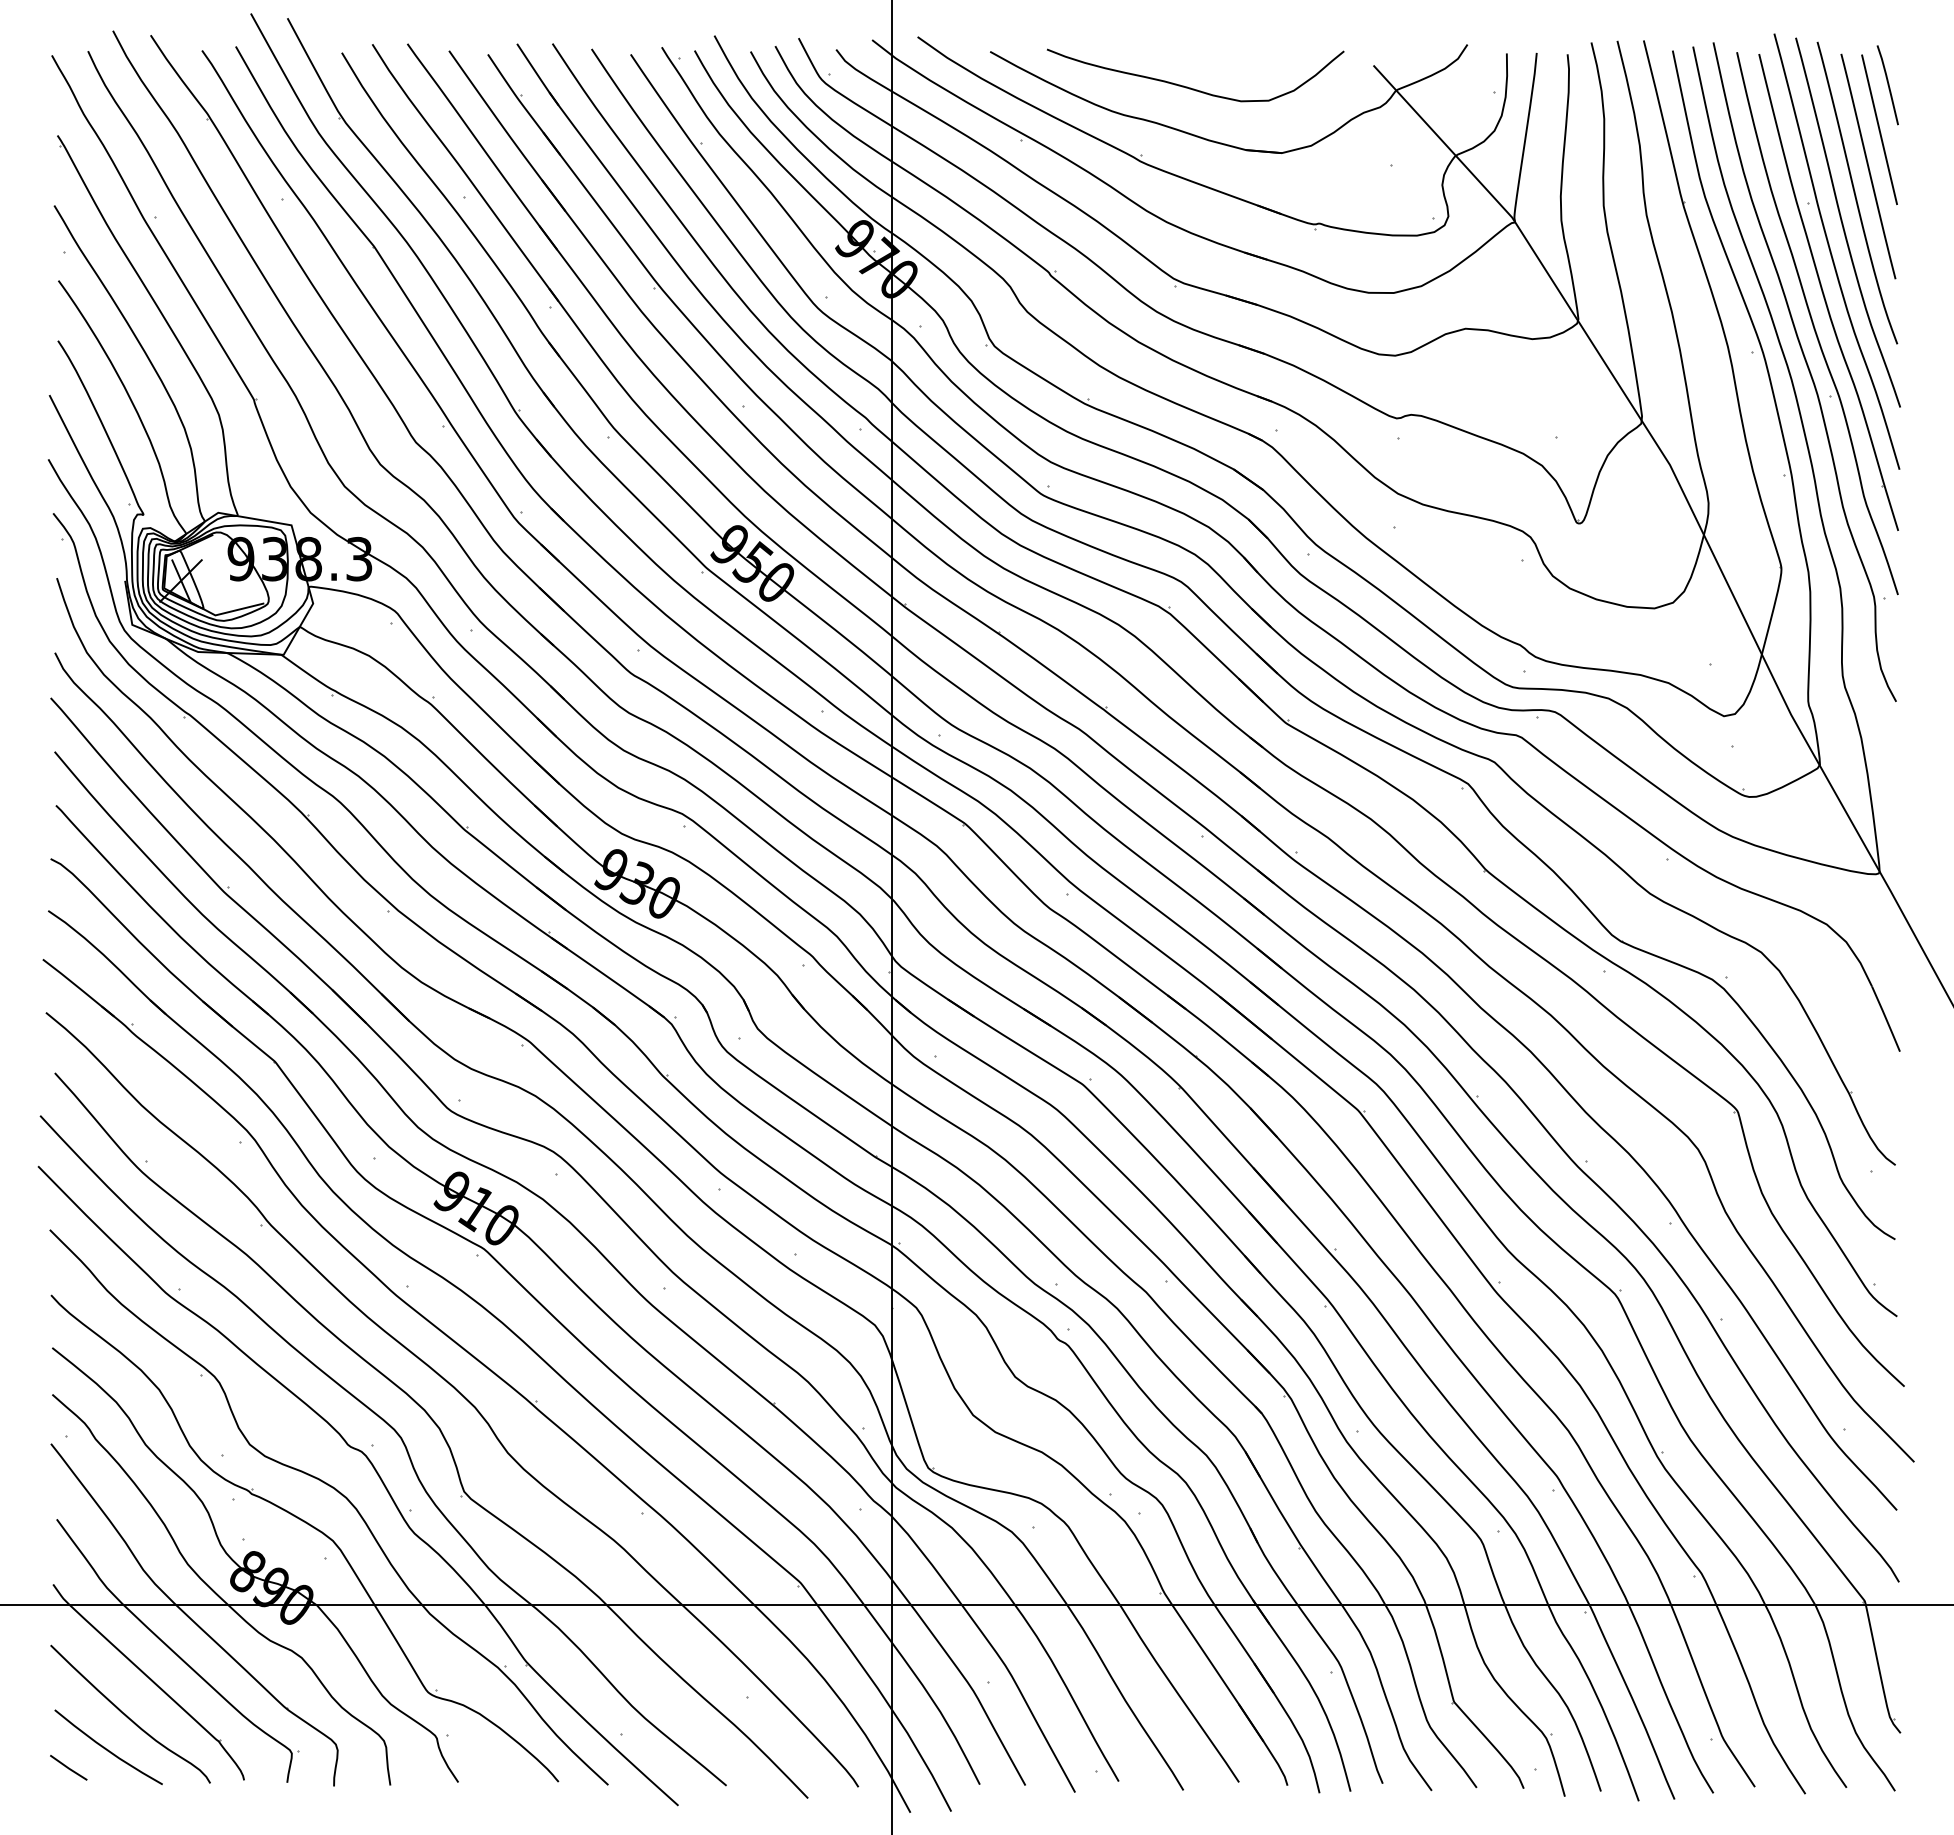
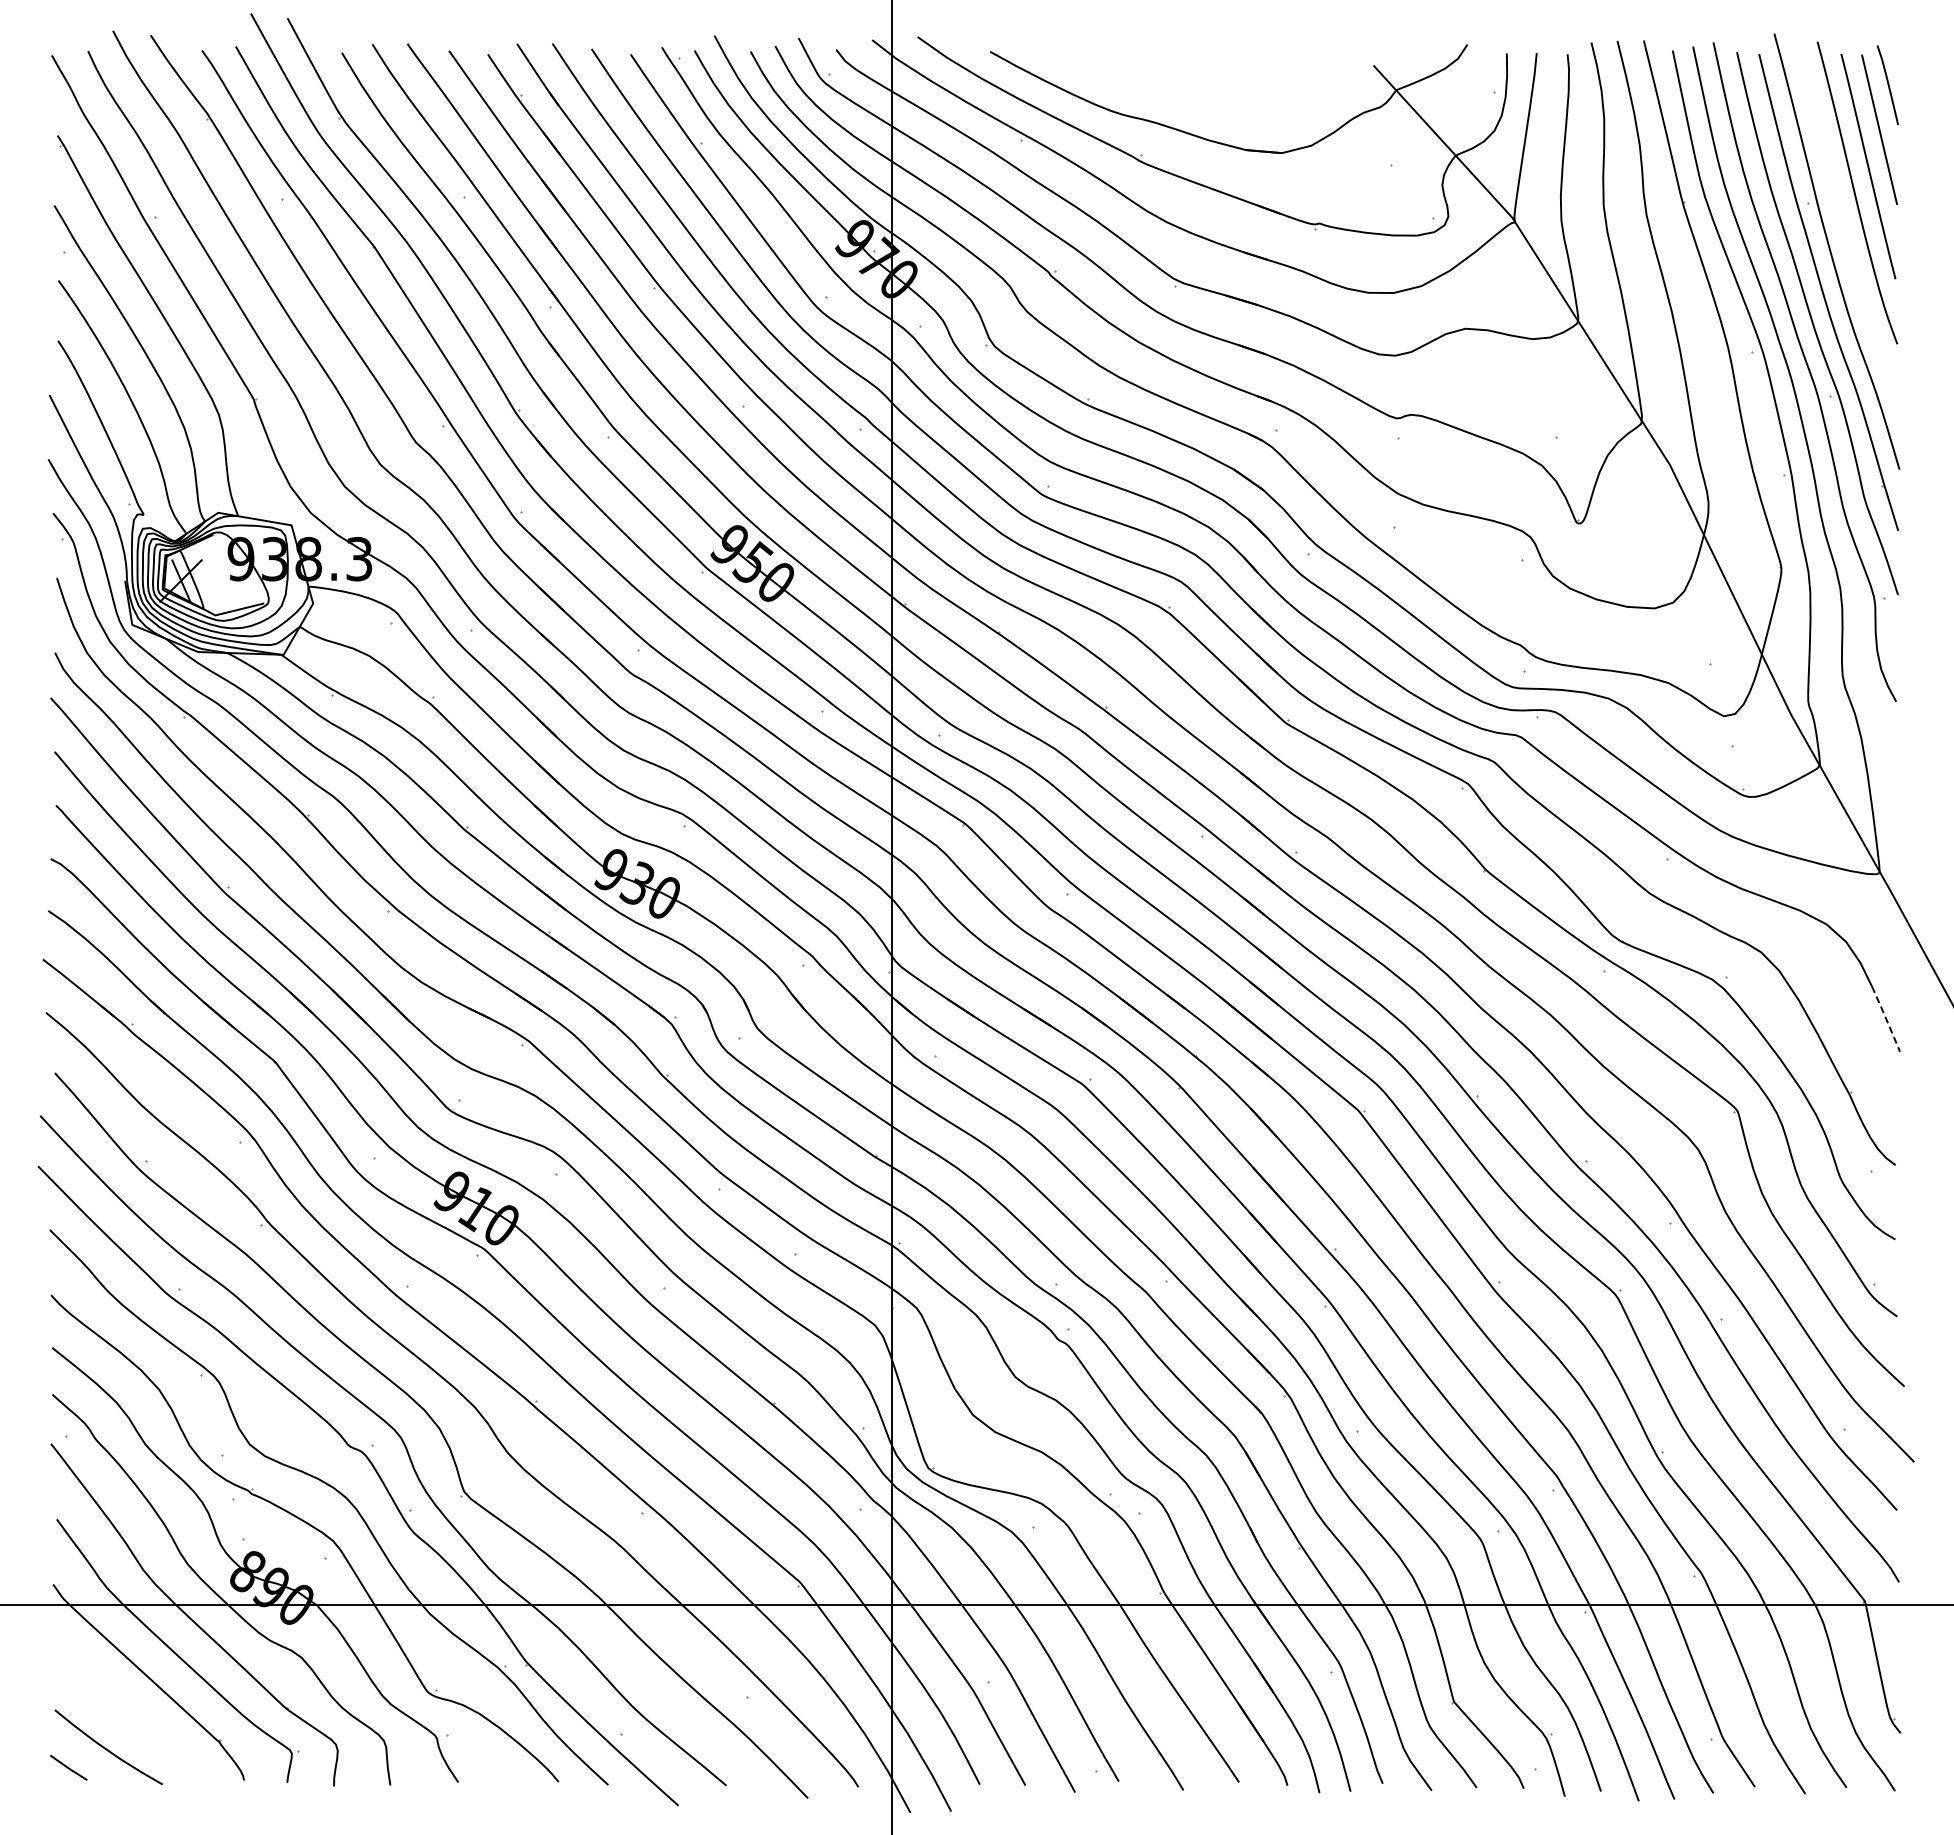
curve: present -> none (1190, 87)
curve: present -> none (1843, 223)
line: solid -> dashed (1886, 1019)
curve: present -> none (127, 1715)
